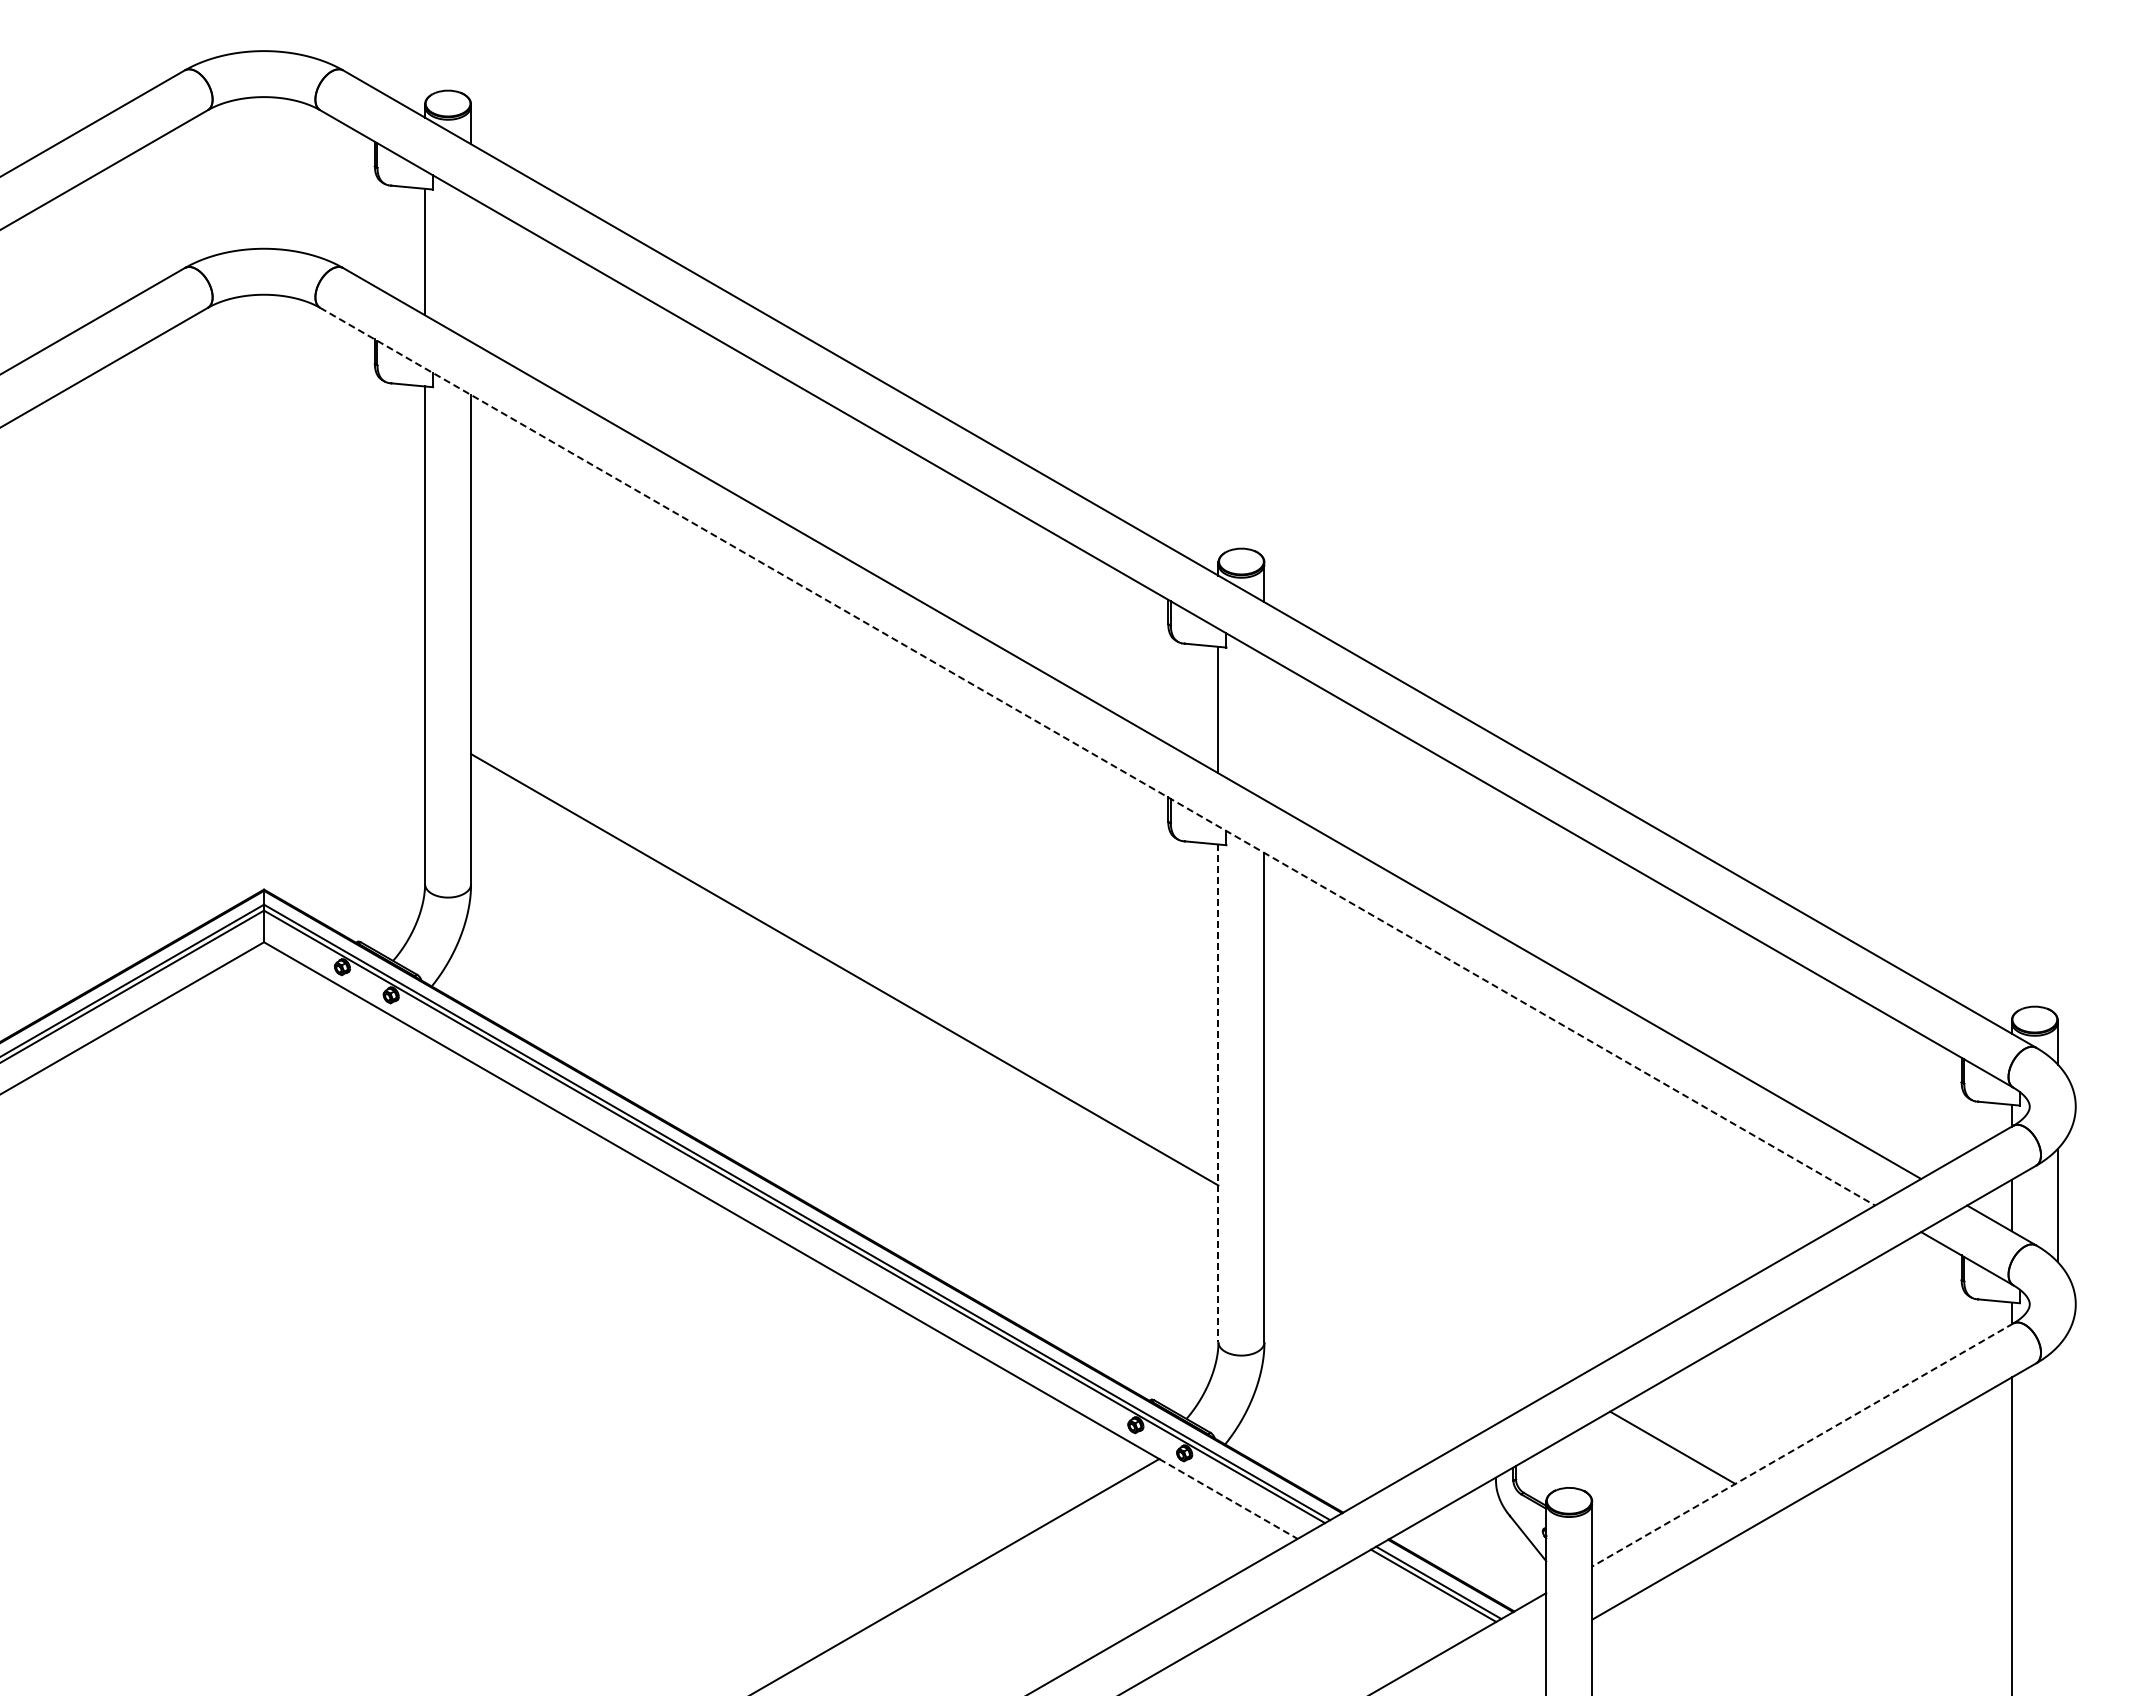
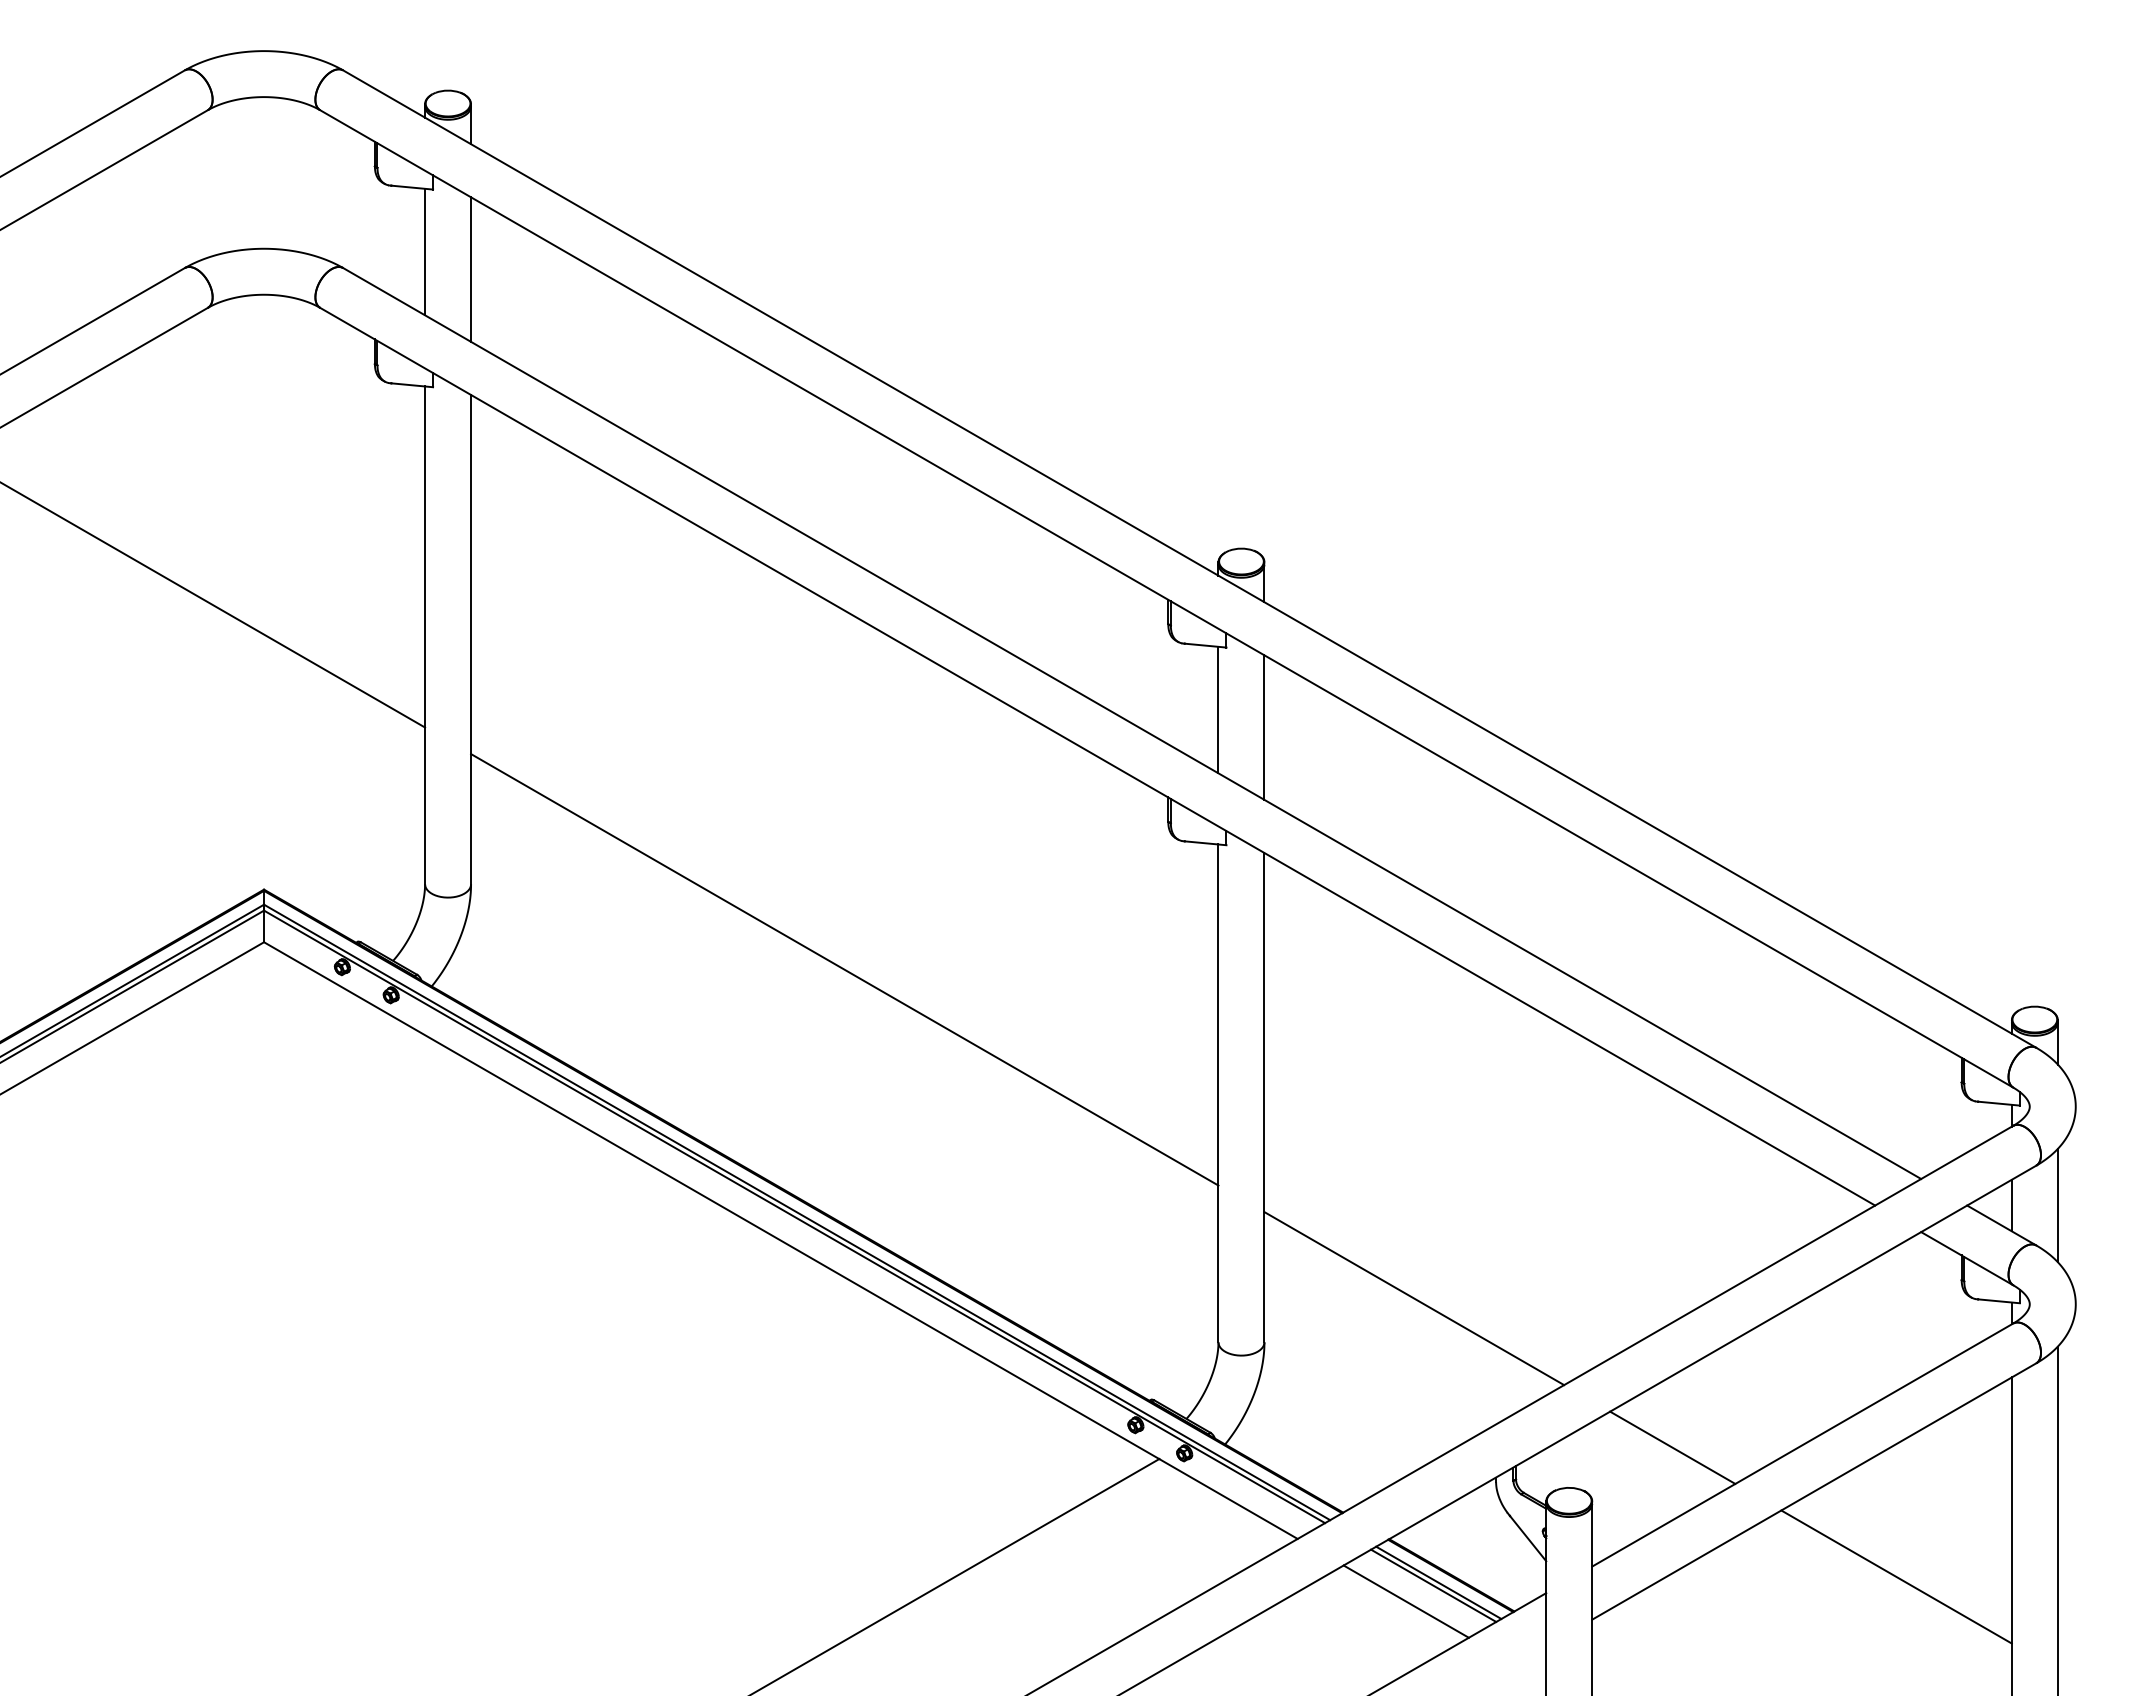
line: none -> present (471, 269)
line: none -> present (213, 605)
line: none -> present (1264, 727)
line: dashed -> solid (1097, 756)
line: dashed -> solid (1218, 1093)
line: none -> present (1414, 1298)
line: dashed -> solid (1802, 1445)
line: dashed -> solid (1228, 1499)
line: none -> present (2057, 1519)
line: none -> present (1896, 1576)
line: none -> present (1405, 1601)
